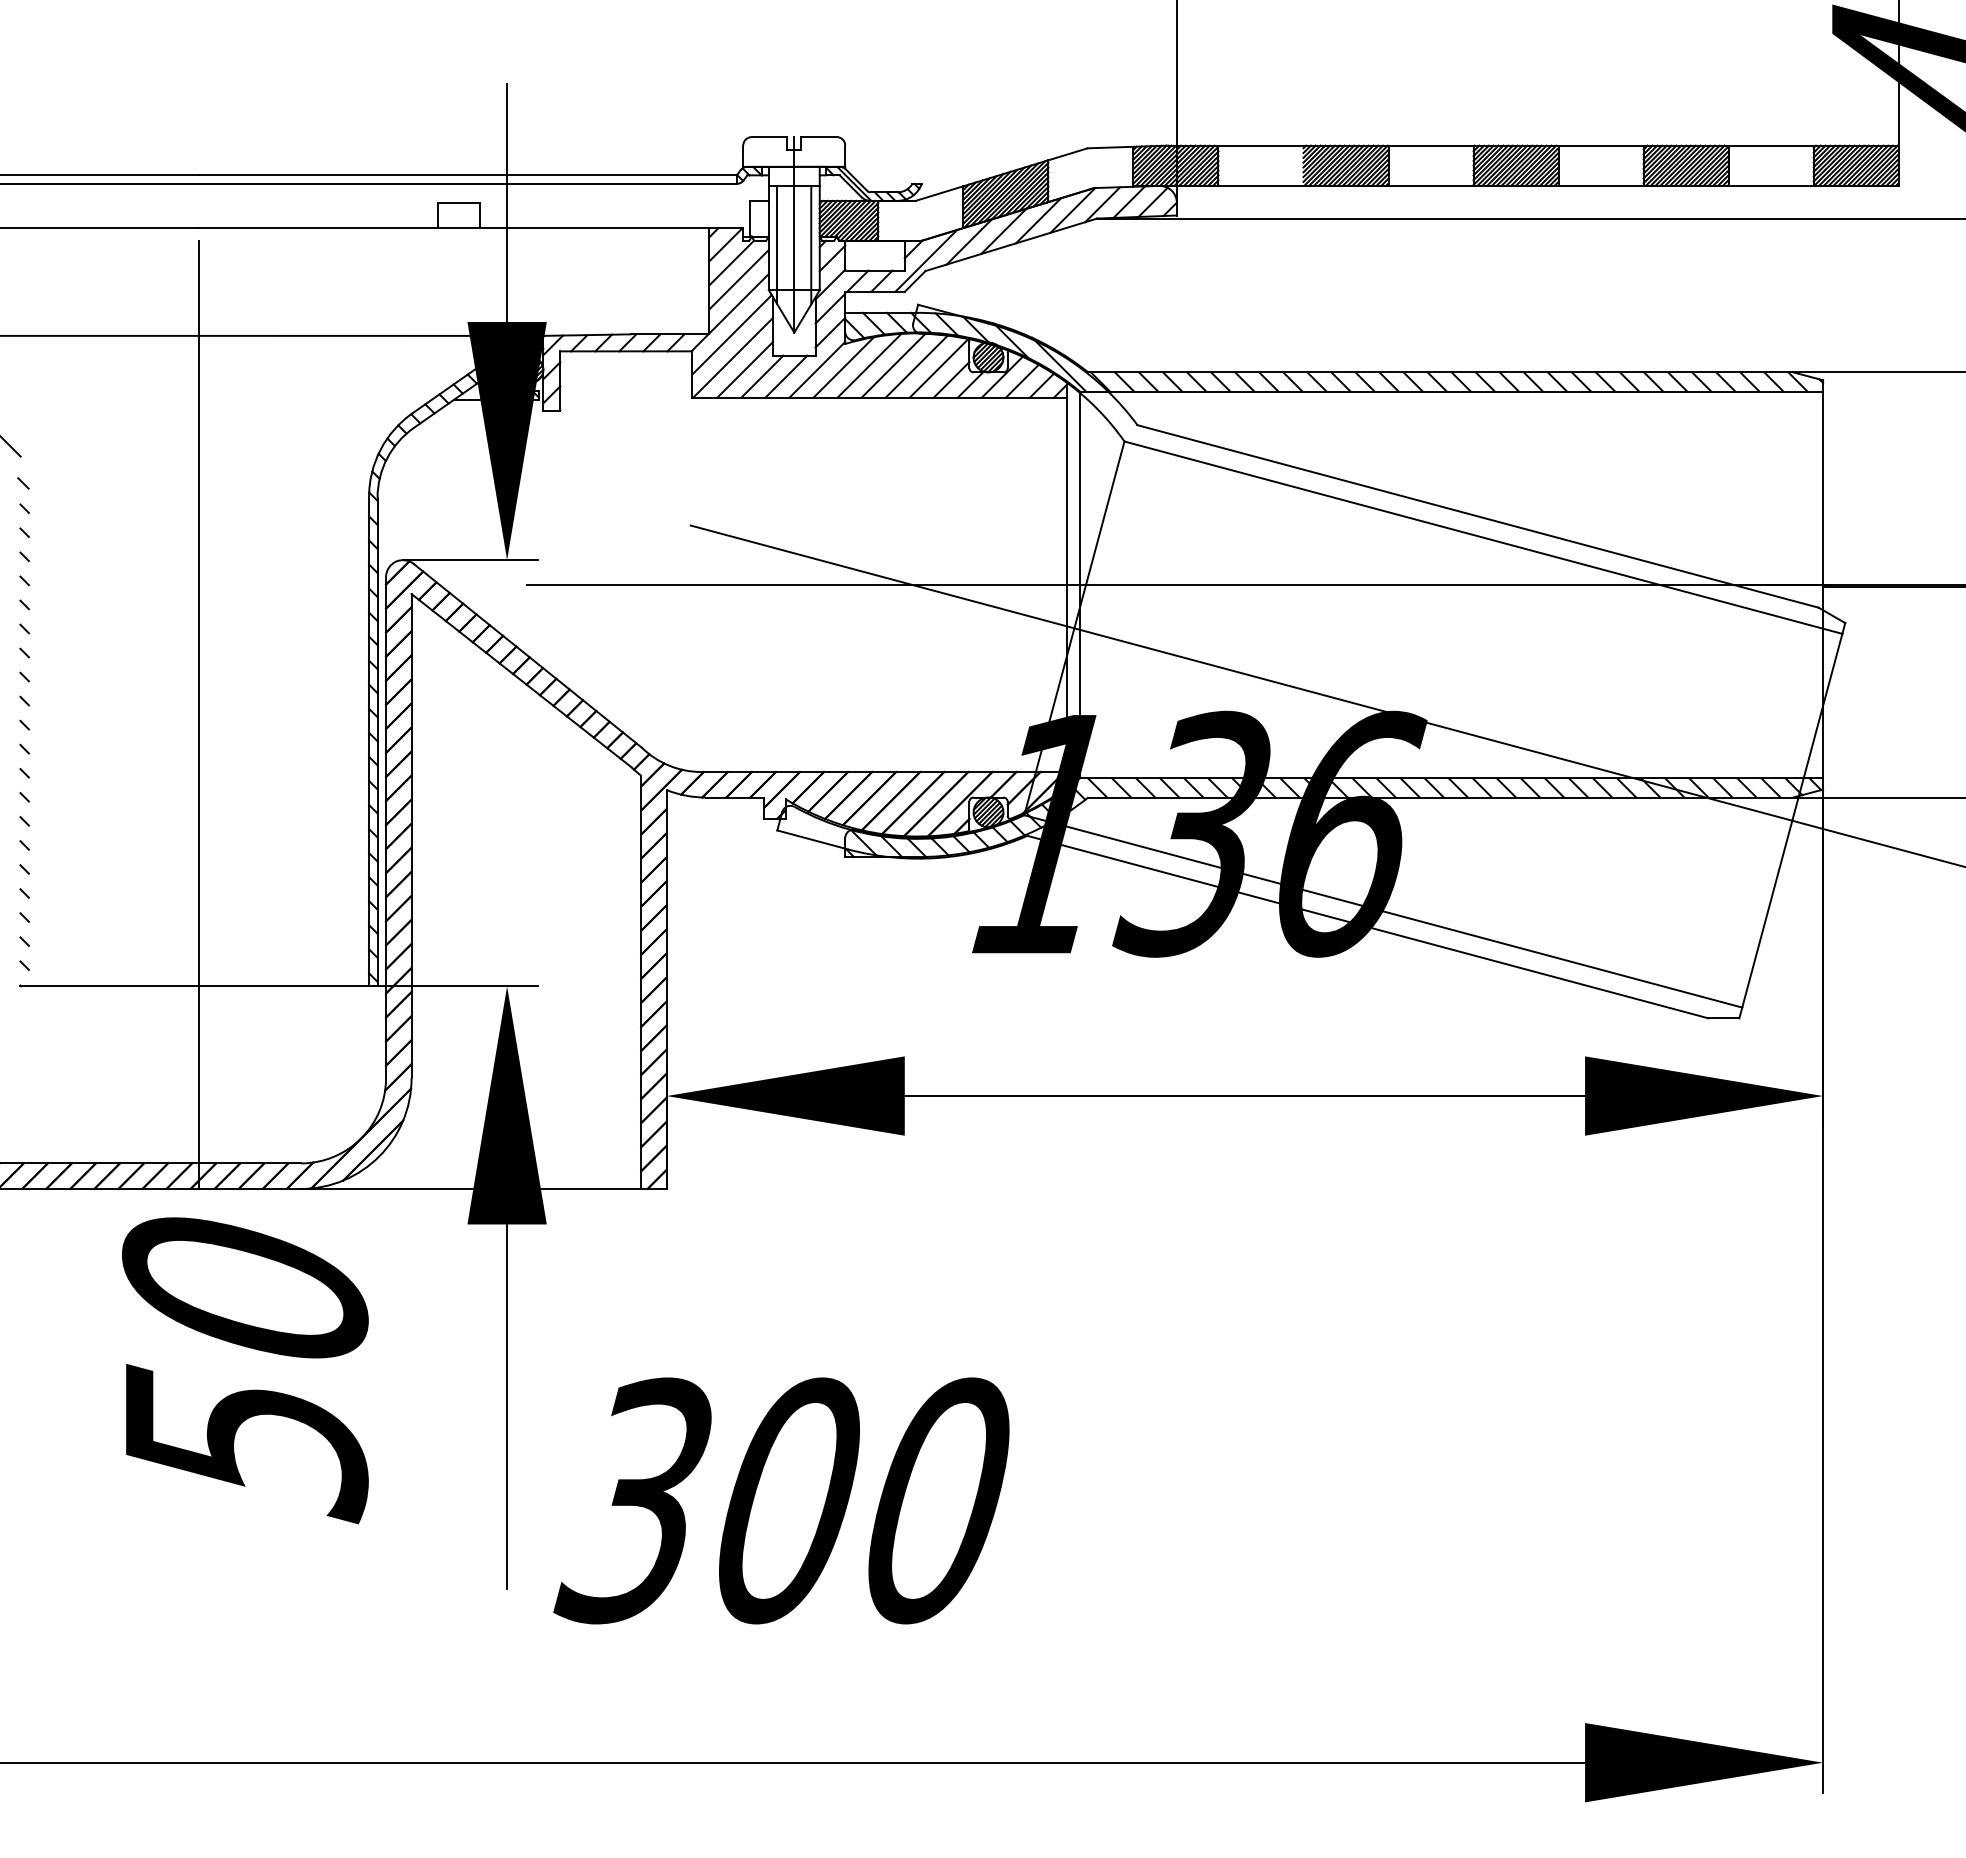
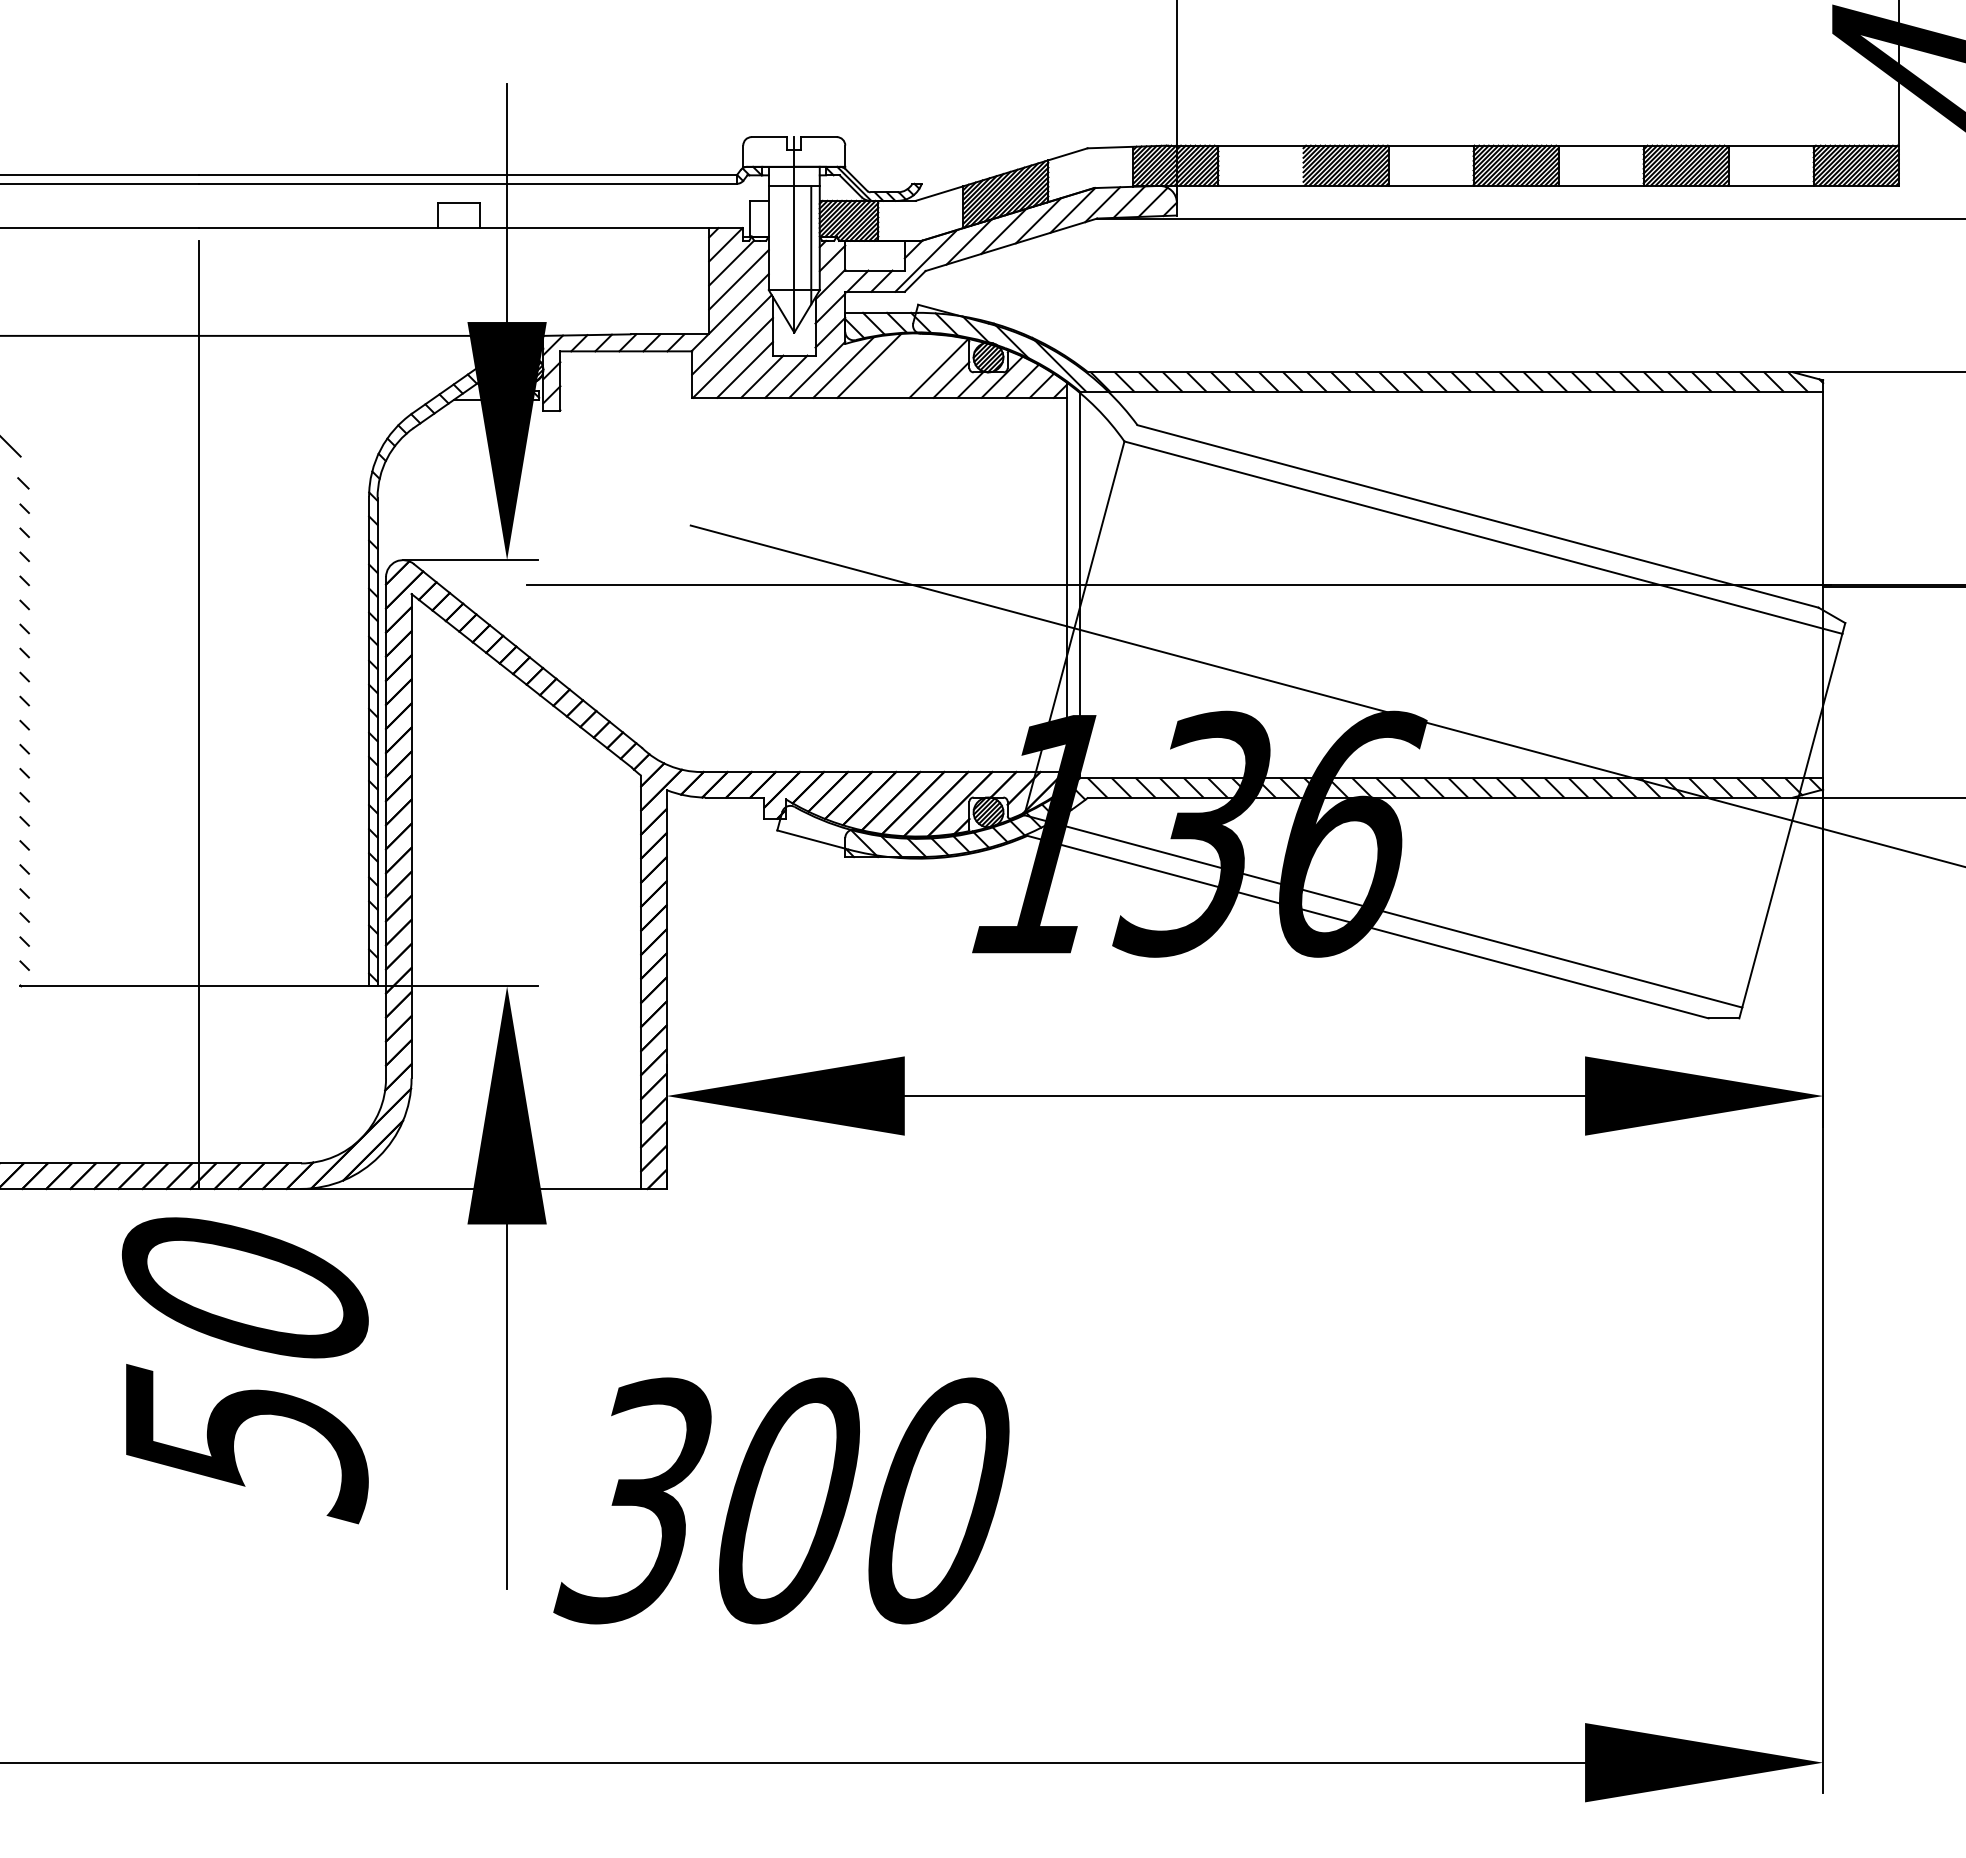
line: present -> none (777, 245)
line: present -> none (893, 365)
line: present -> none (916, 366)
